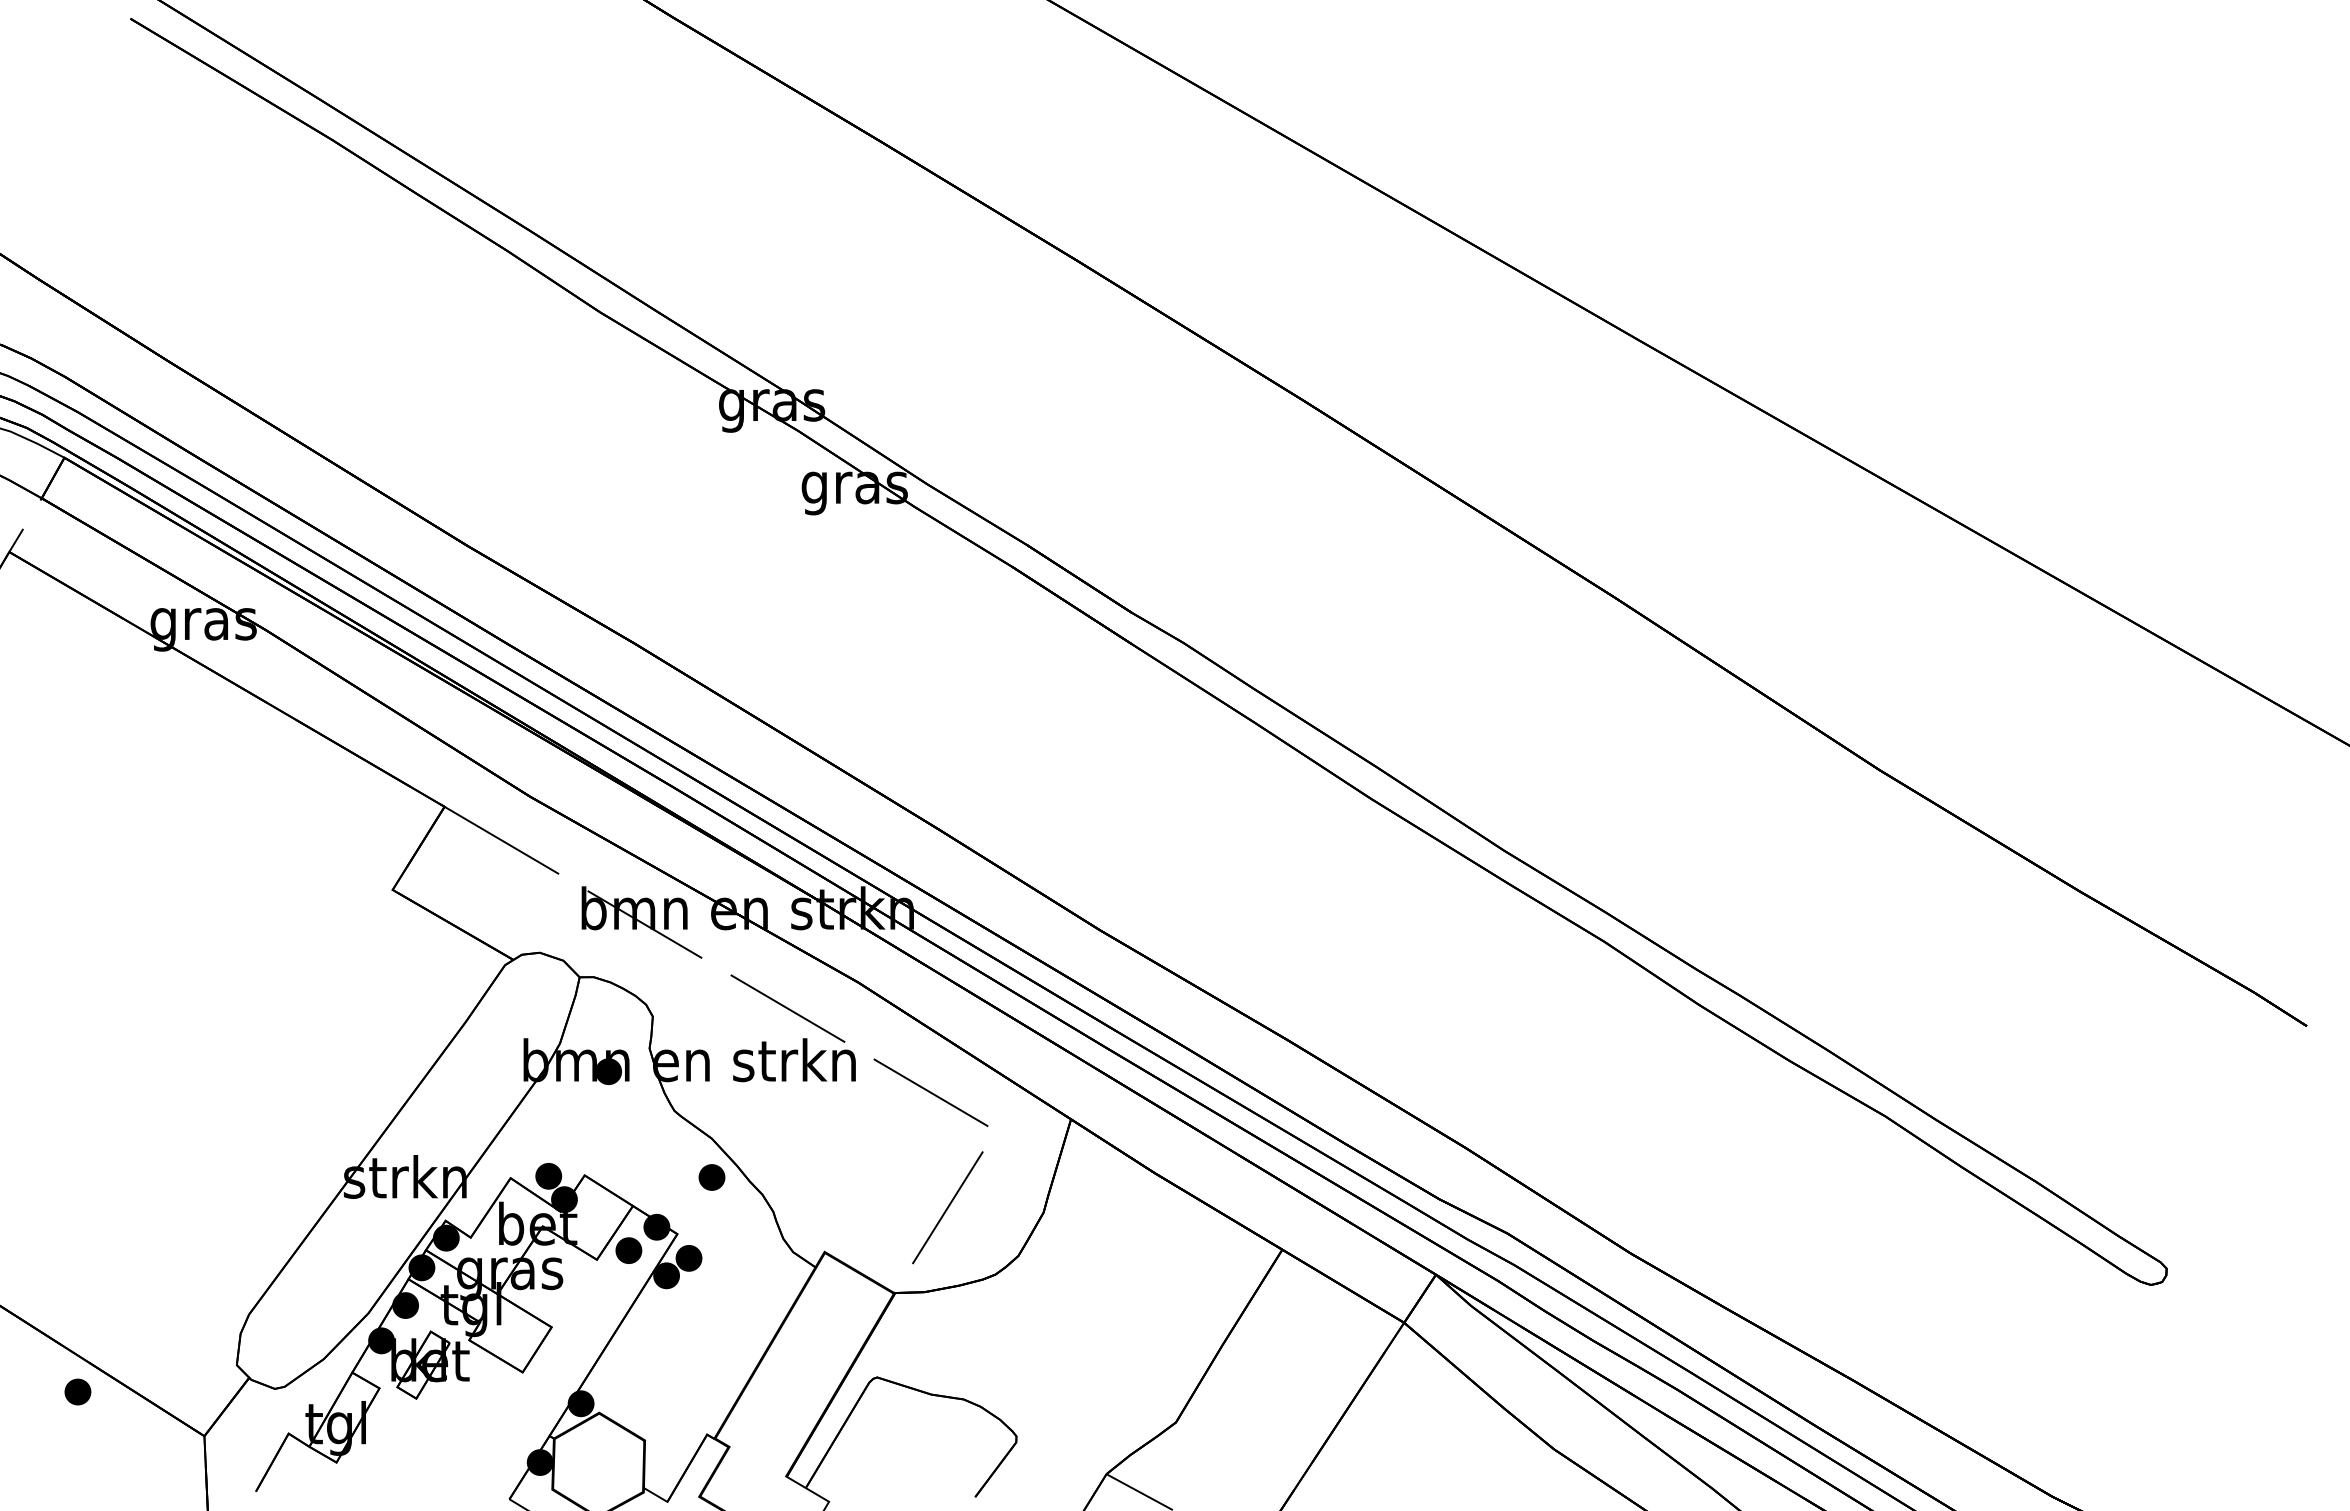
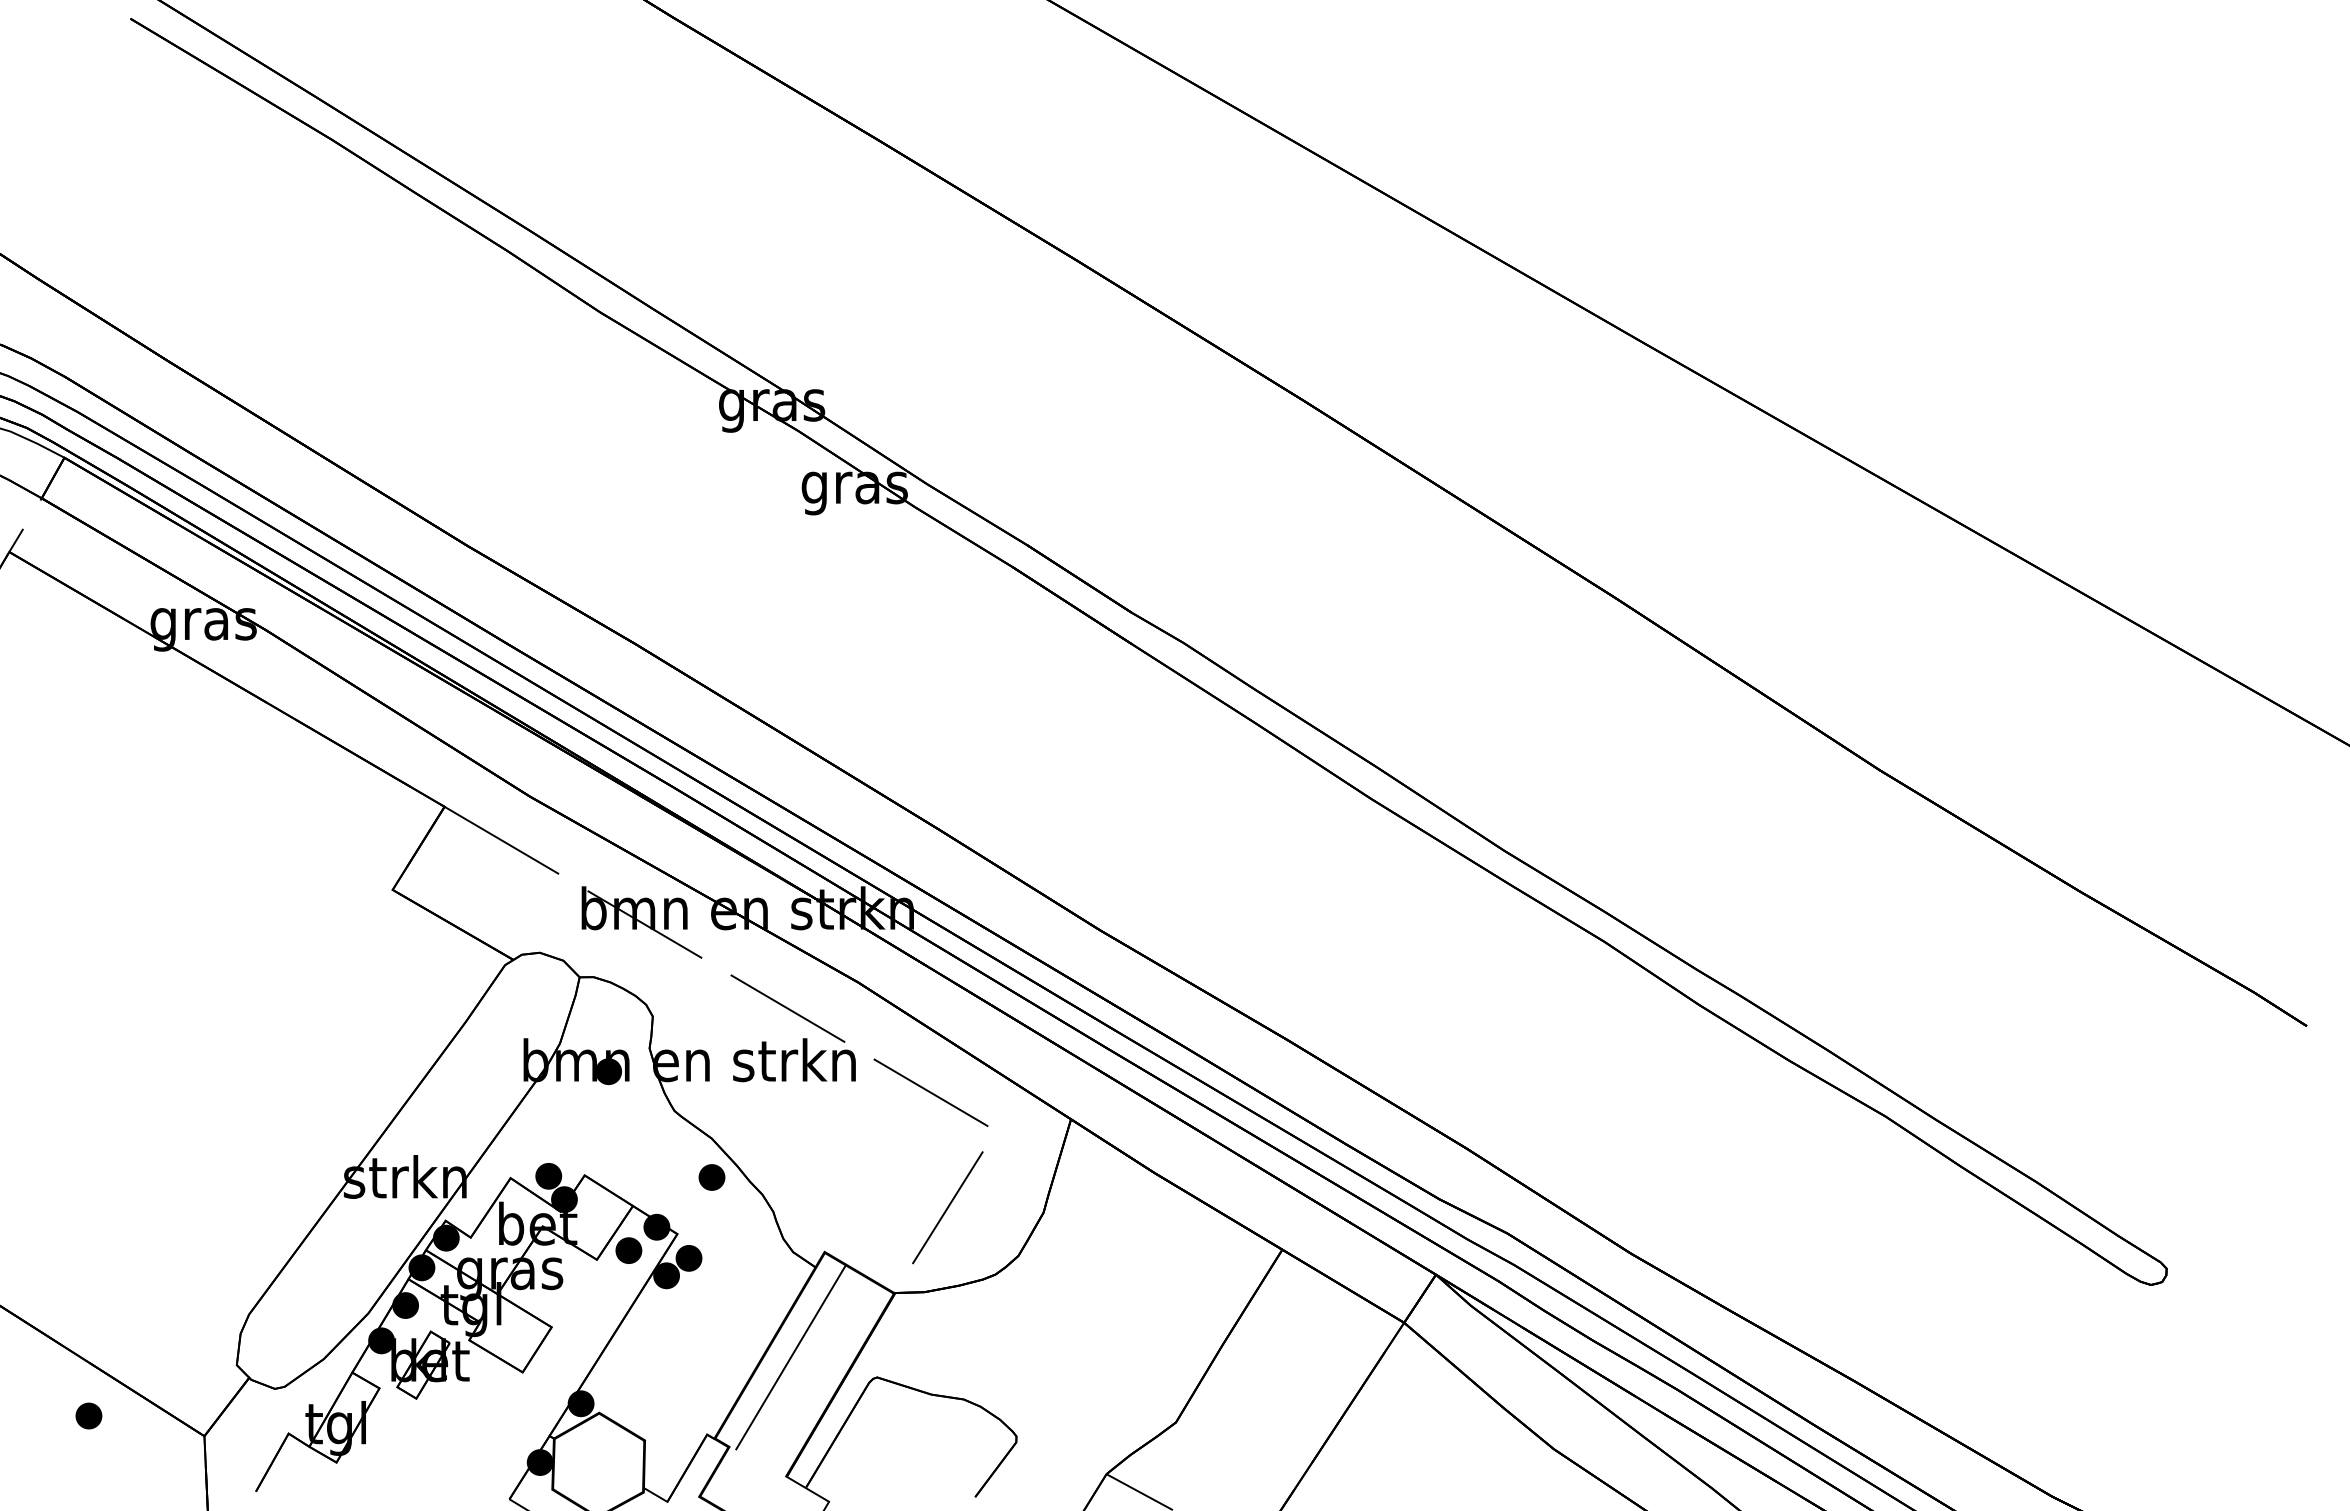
line: none -> present (790, 1357)
part position: (77, 1391) -> (88, 1415) (88, 1415)
